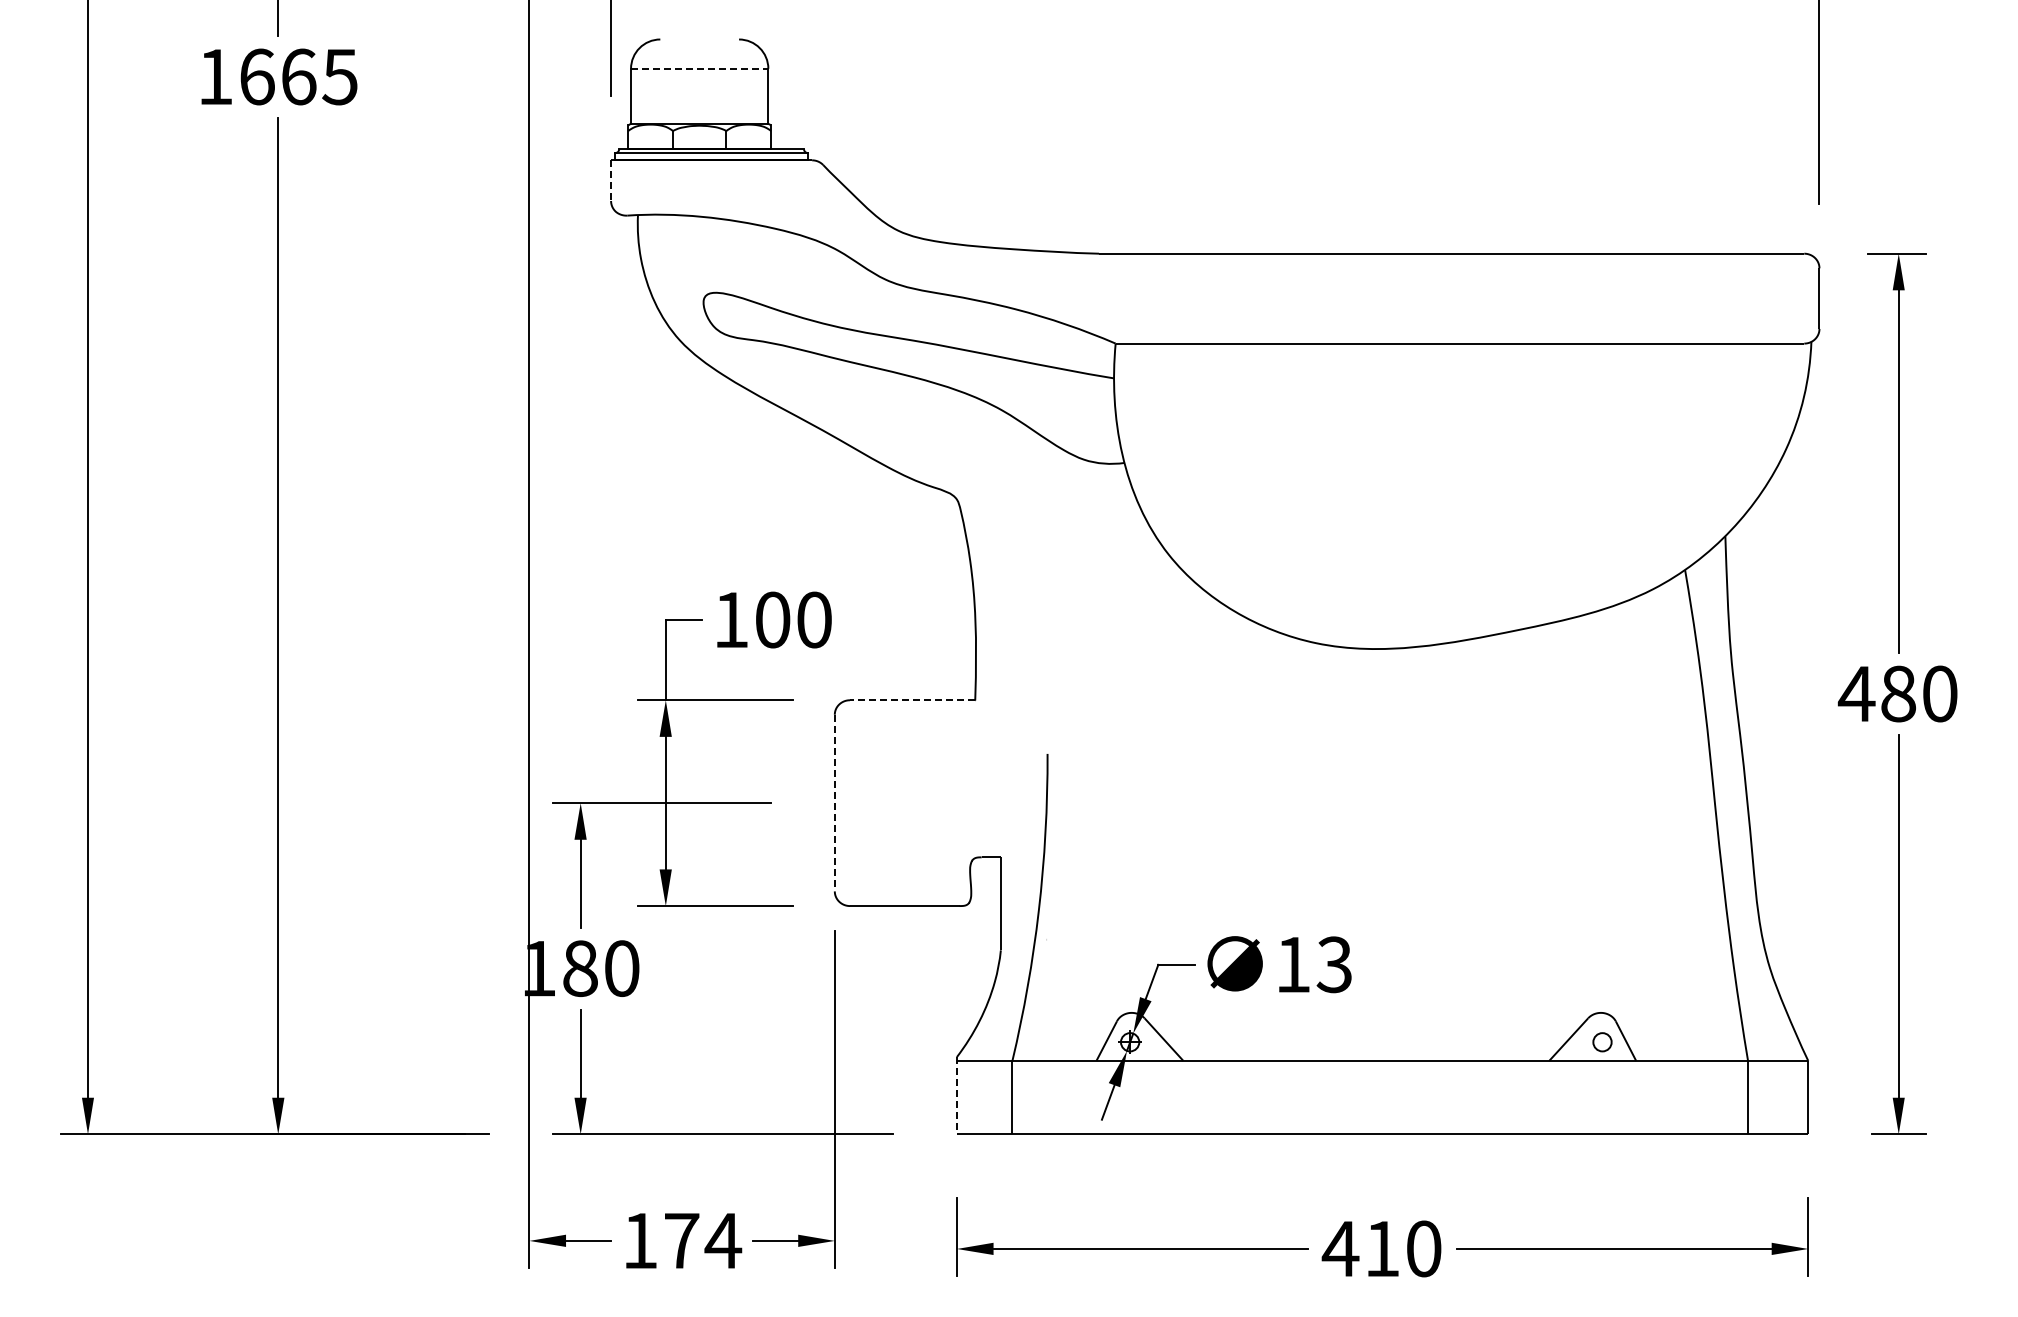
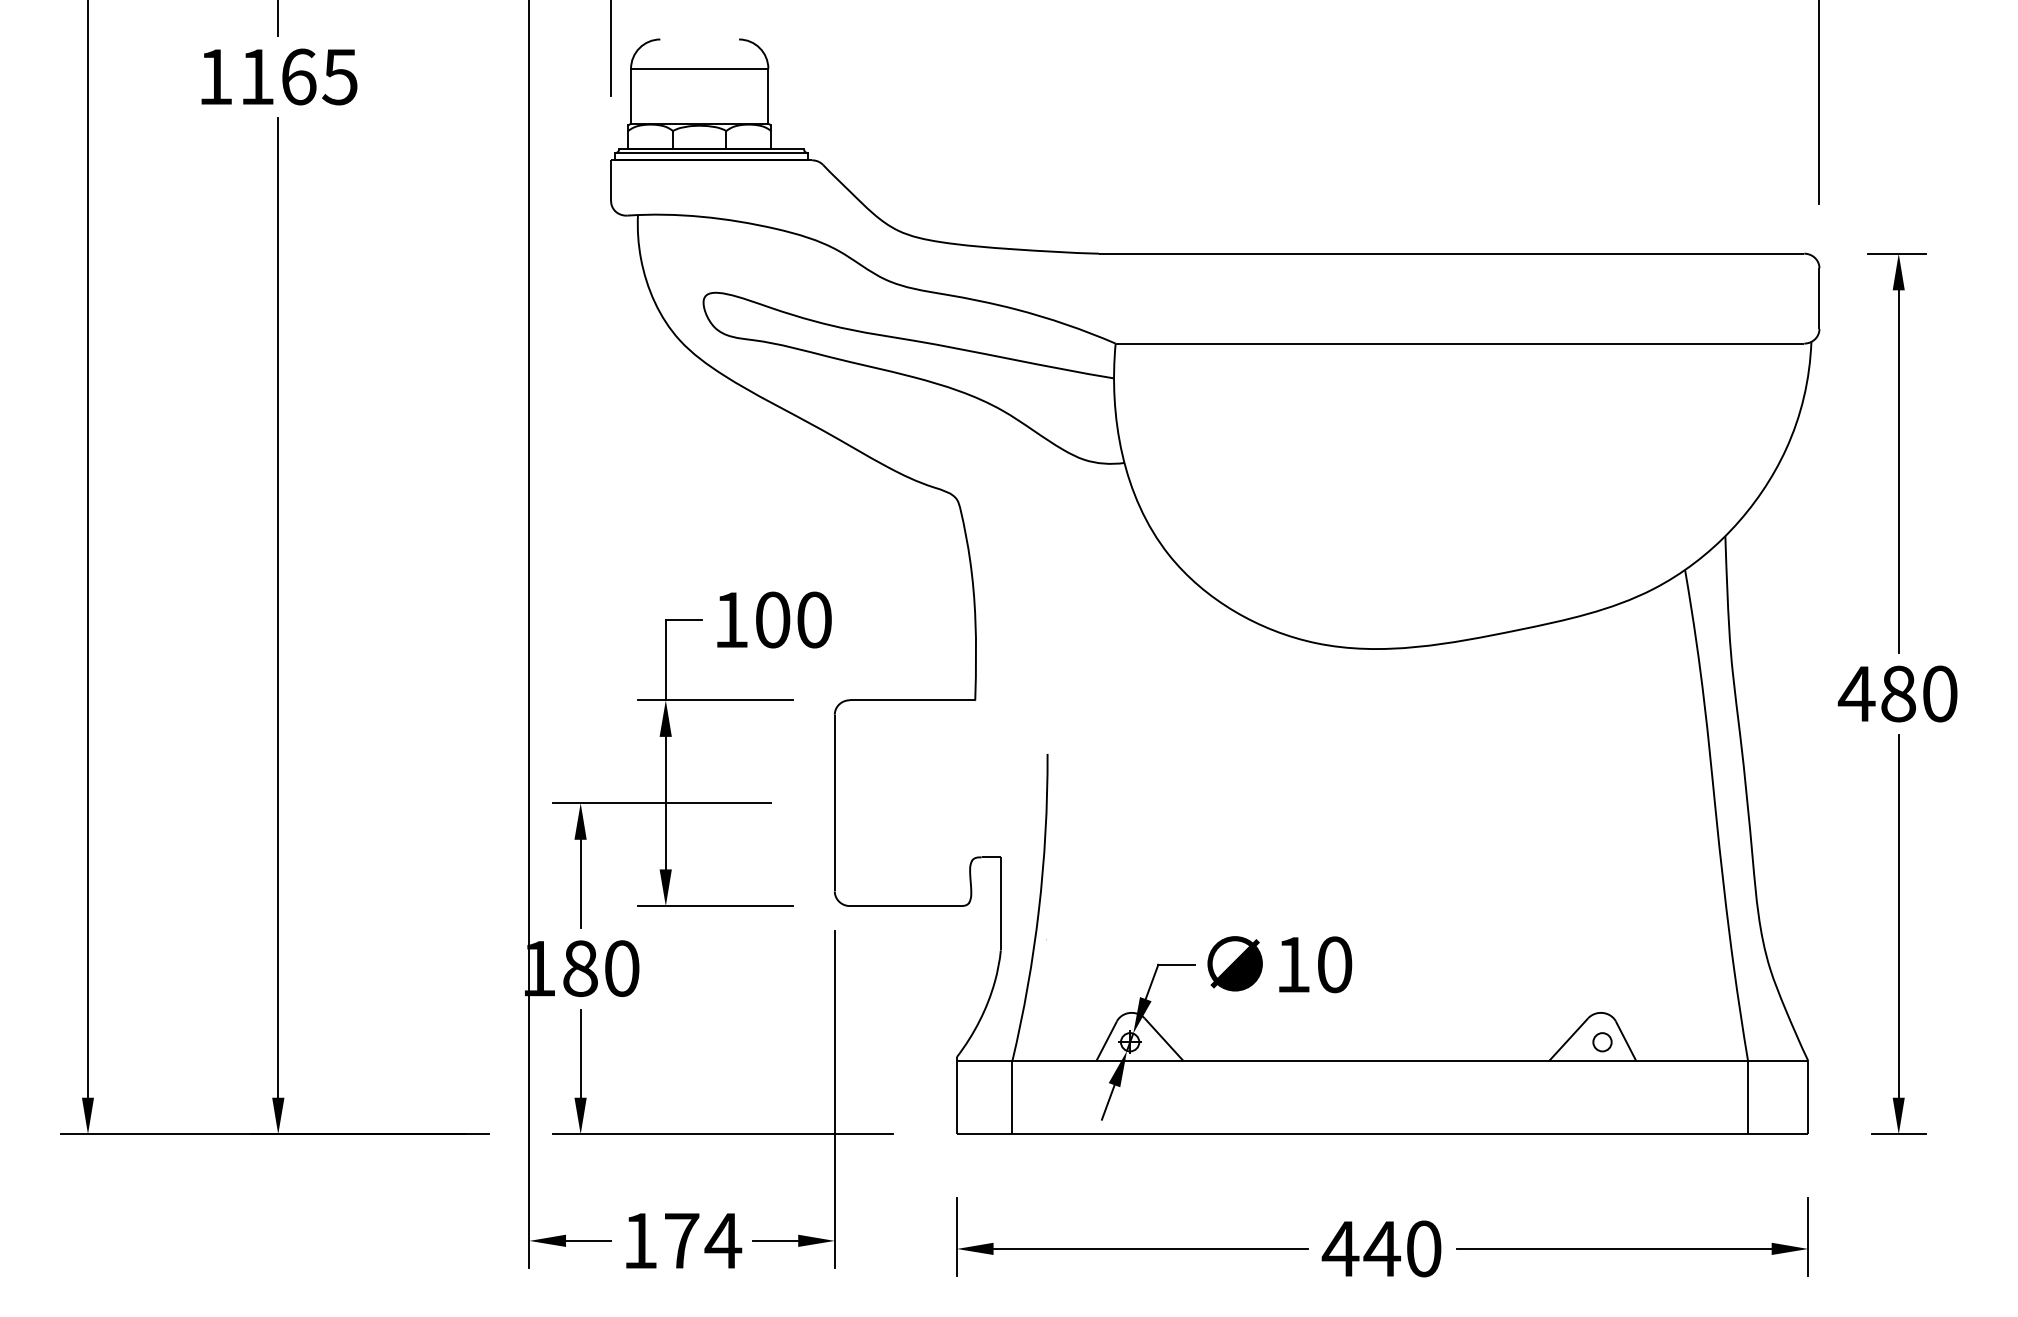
line: dashed -> solid (699, 68)
text: 1665 -> 1165 (257, 76)
line: dashed -> solid (611, 181)
line: dashed -> solid (912, 700)
line: dashed -> solid (834, 803)
text: 13 -> 10 (1334, 964)
line: dashed -> solid (956, 1095)
text: 410 -> 440 (1382, 1248)
